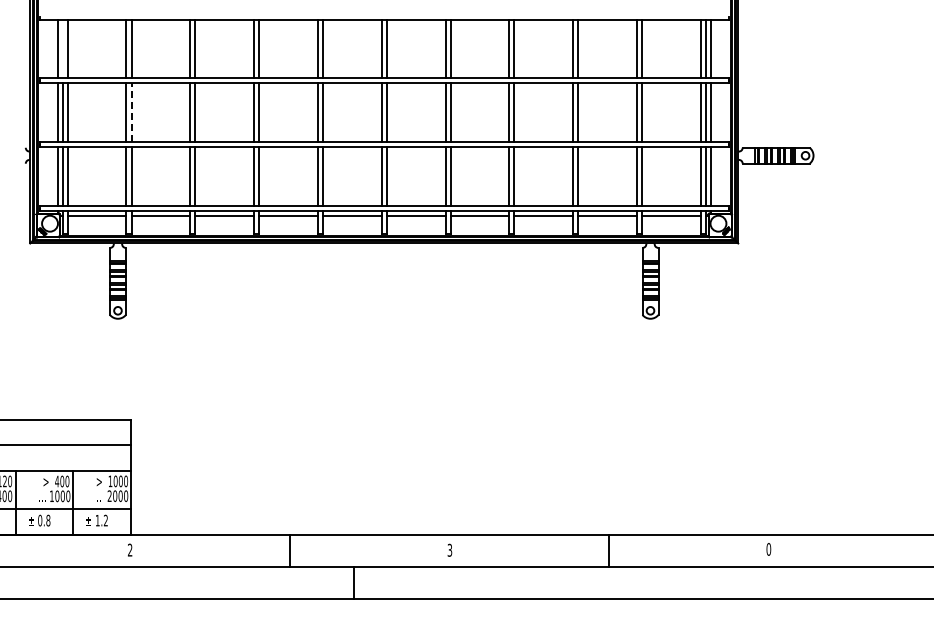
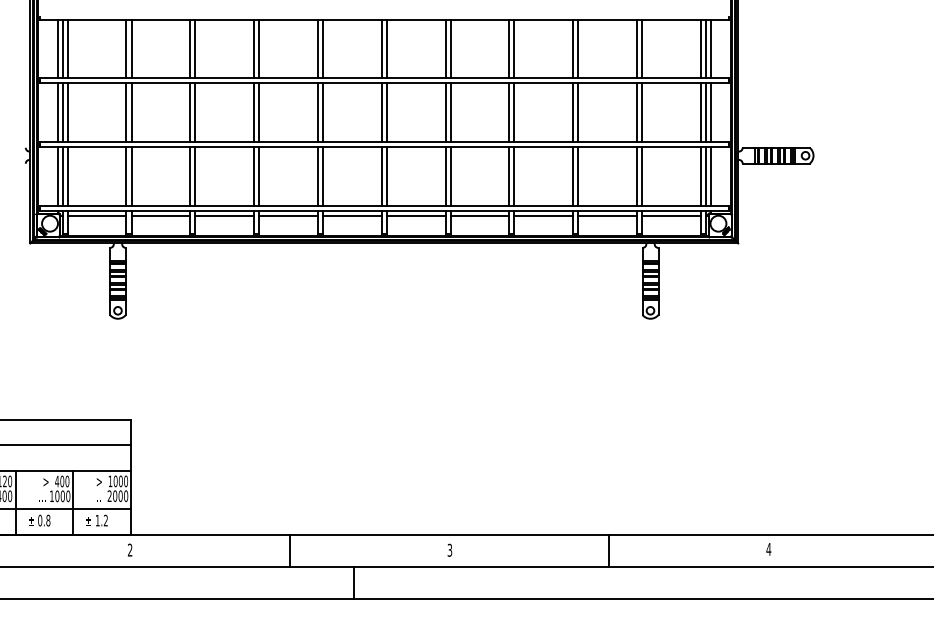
line: none -> present (62, 48)
line: dashed -> solid (131, 112)
text: 0 -> 4 (768, 549)
